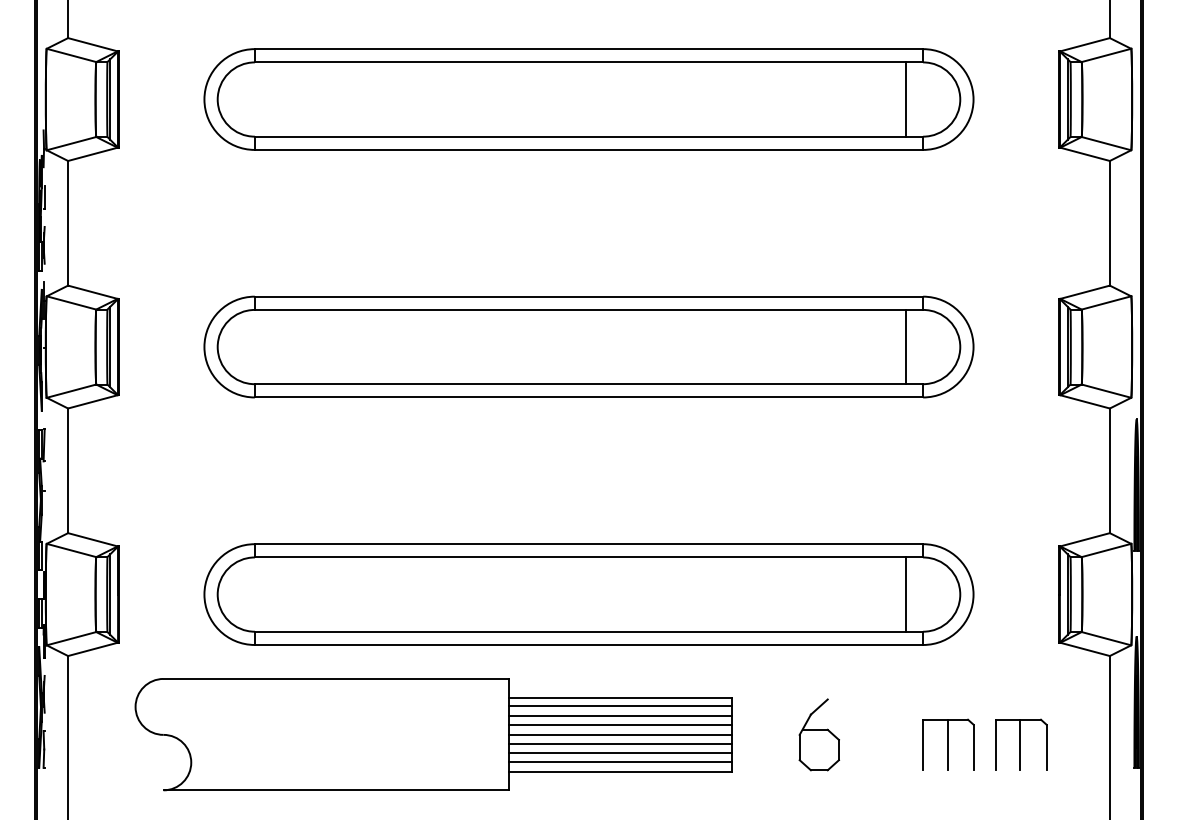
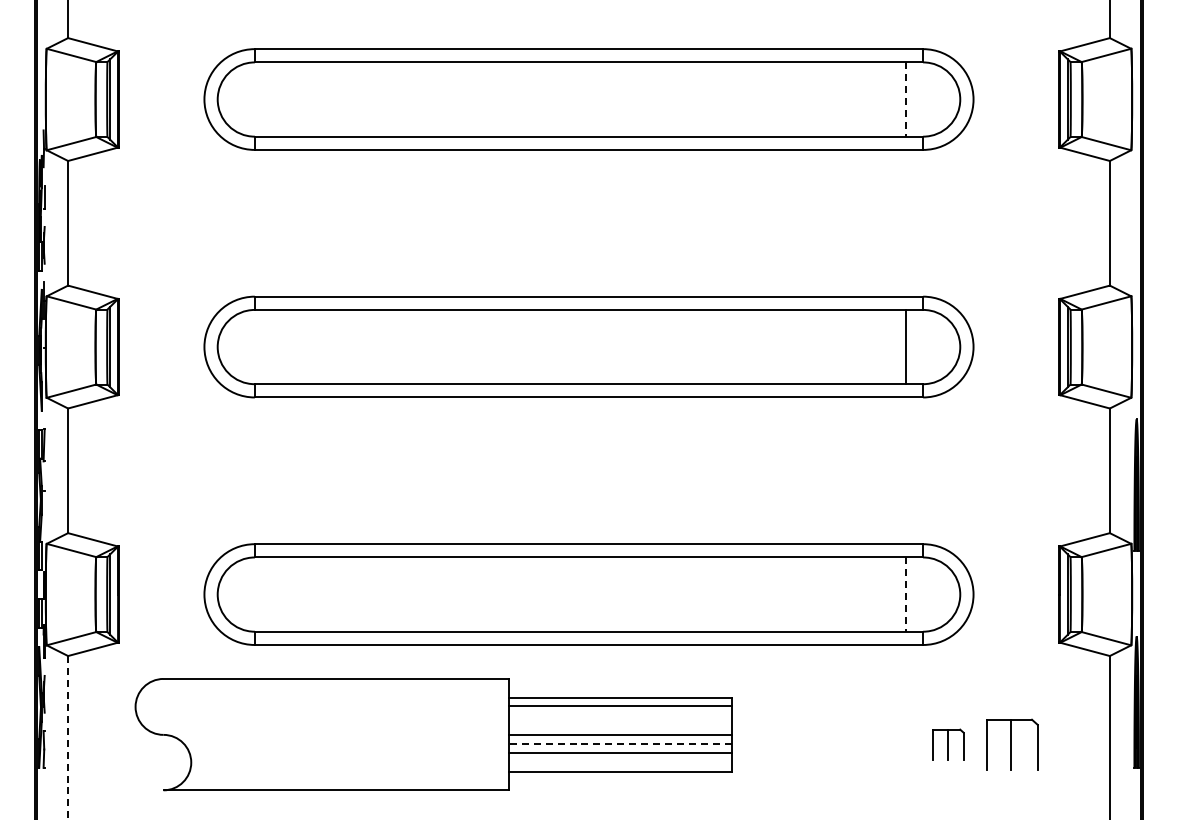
line: solid -> dashed (905, 100)
line: solid -> dashed (905, 595)
line: present -> none (620, 715)
line: present -> none (620, 725)
part: present -> none (819, 734)
line: solid -> dashed (68, 737)
line: solid -> dashed (619, 744)
part size: 53x53 px -> 33x33 px (948, 744)
part position: (1021, 744) -> (1012, 744) (1012, 744)
line: present -> none (620, 762)
